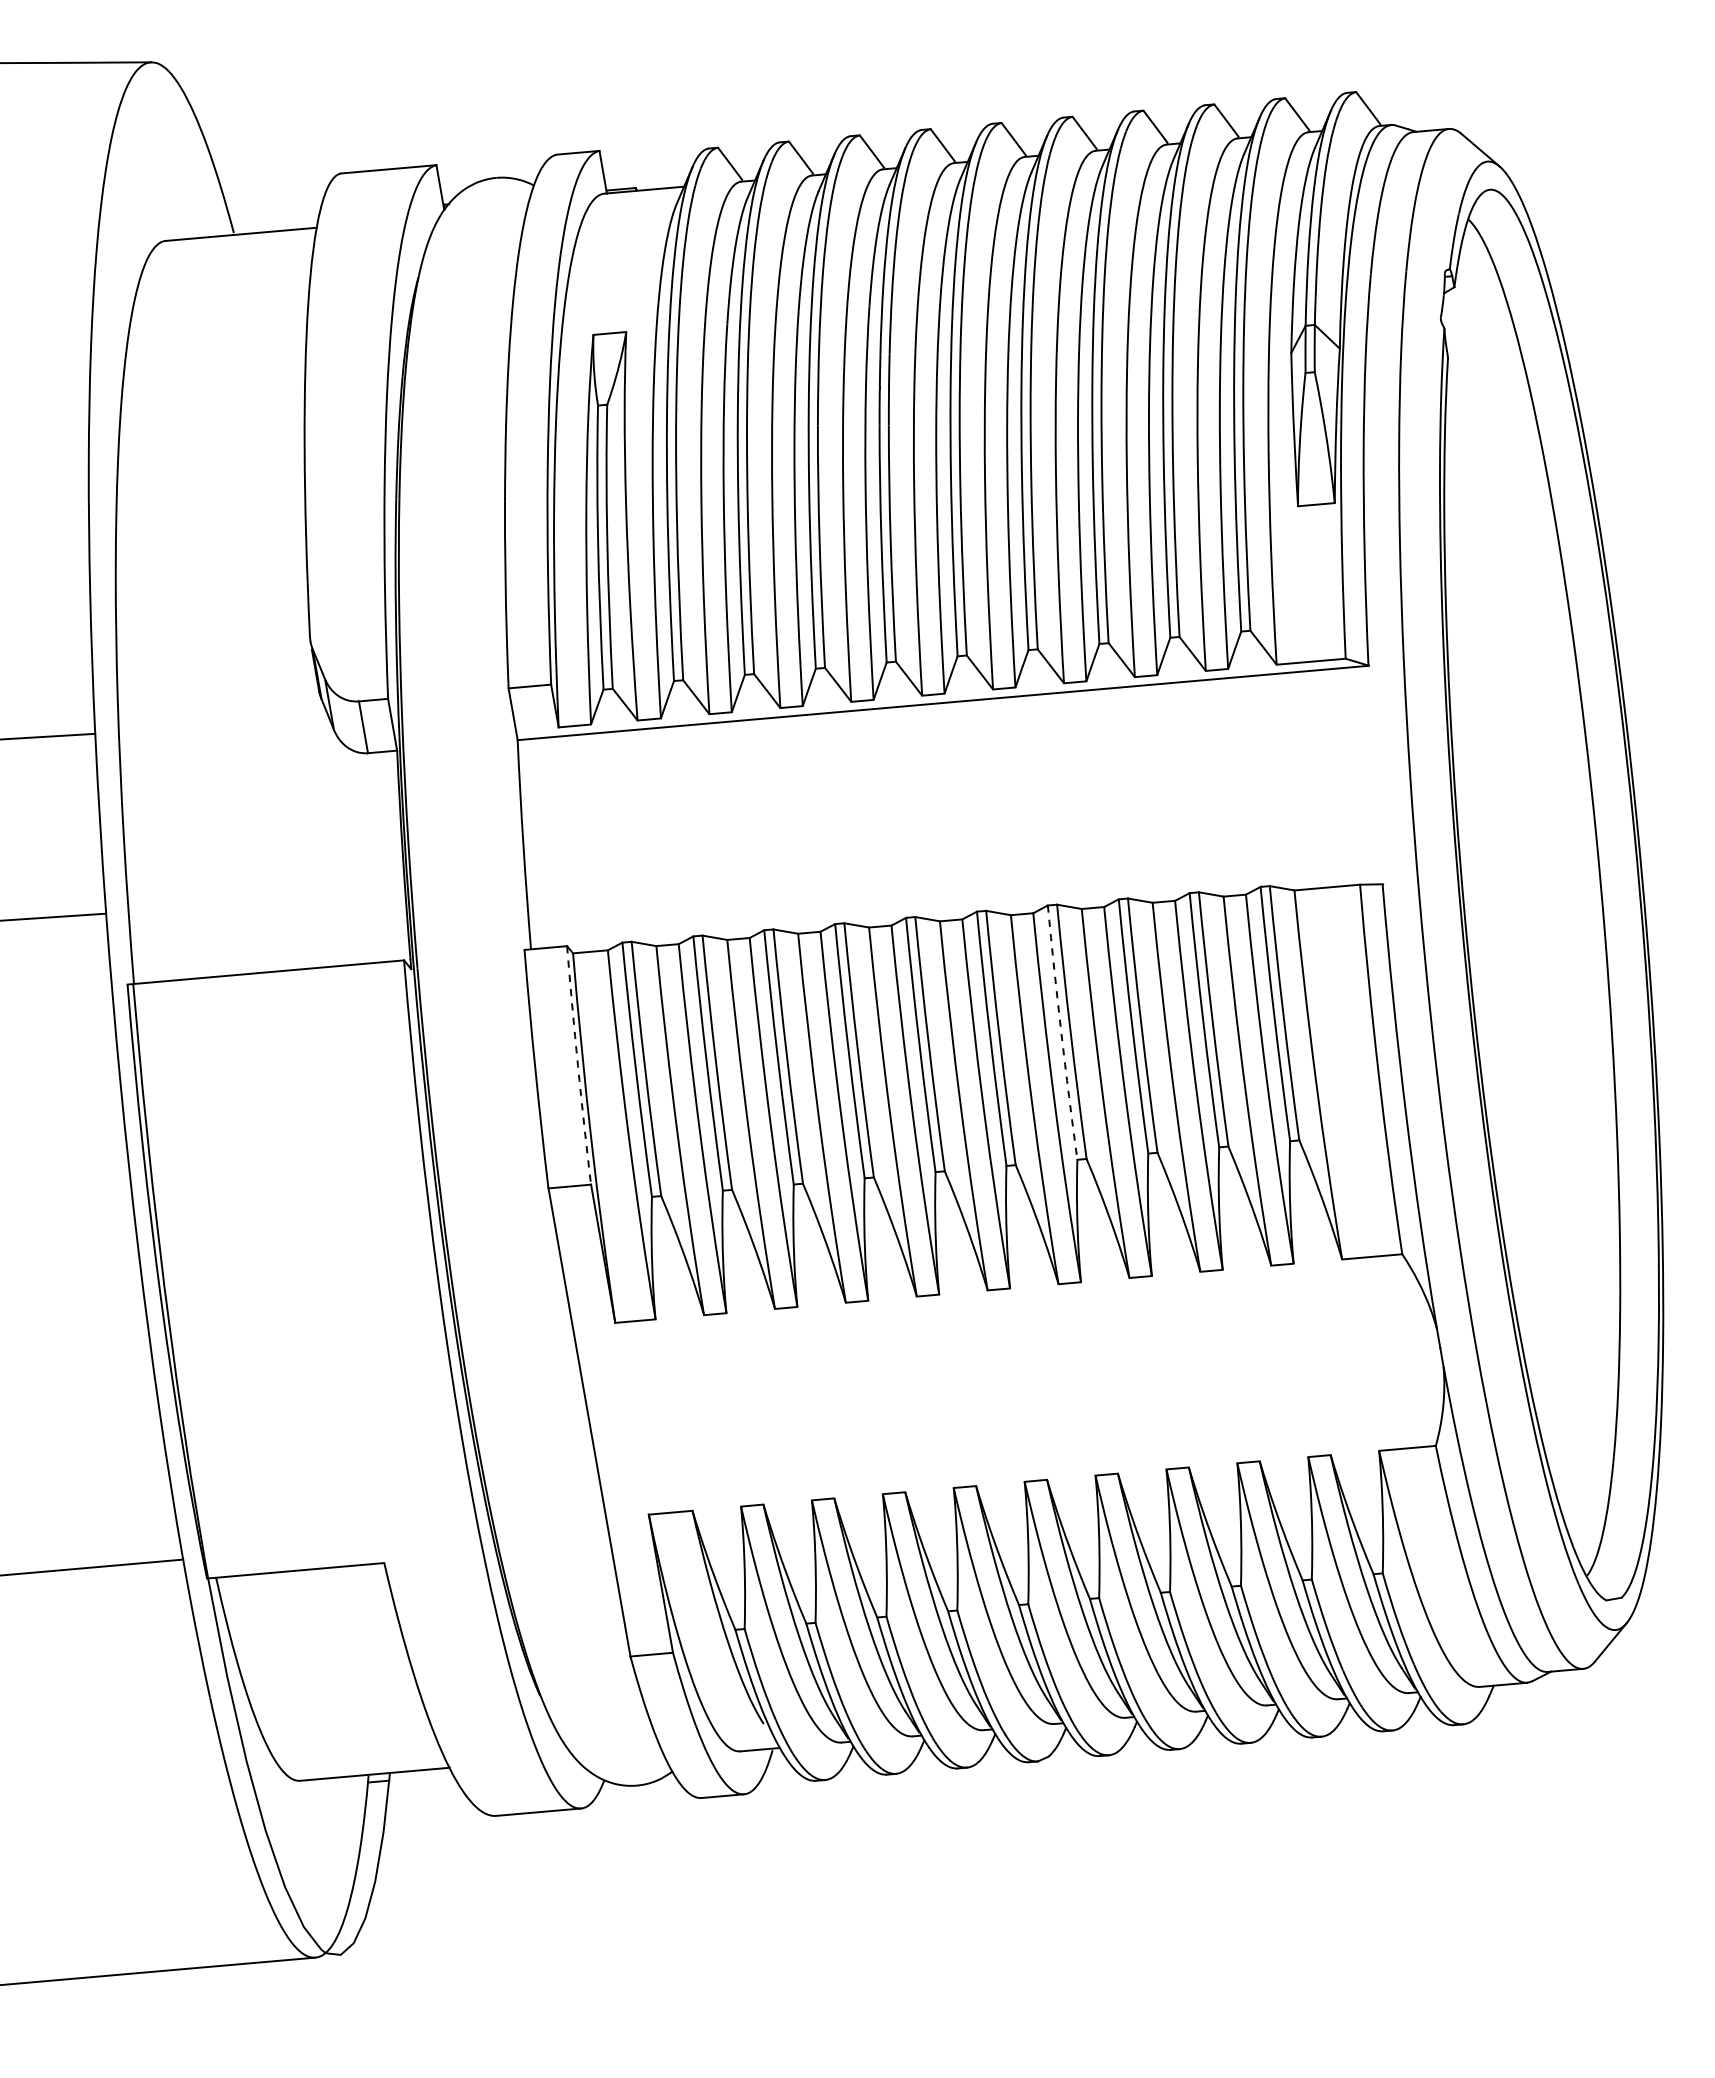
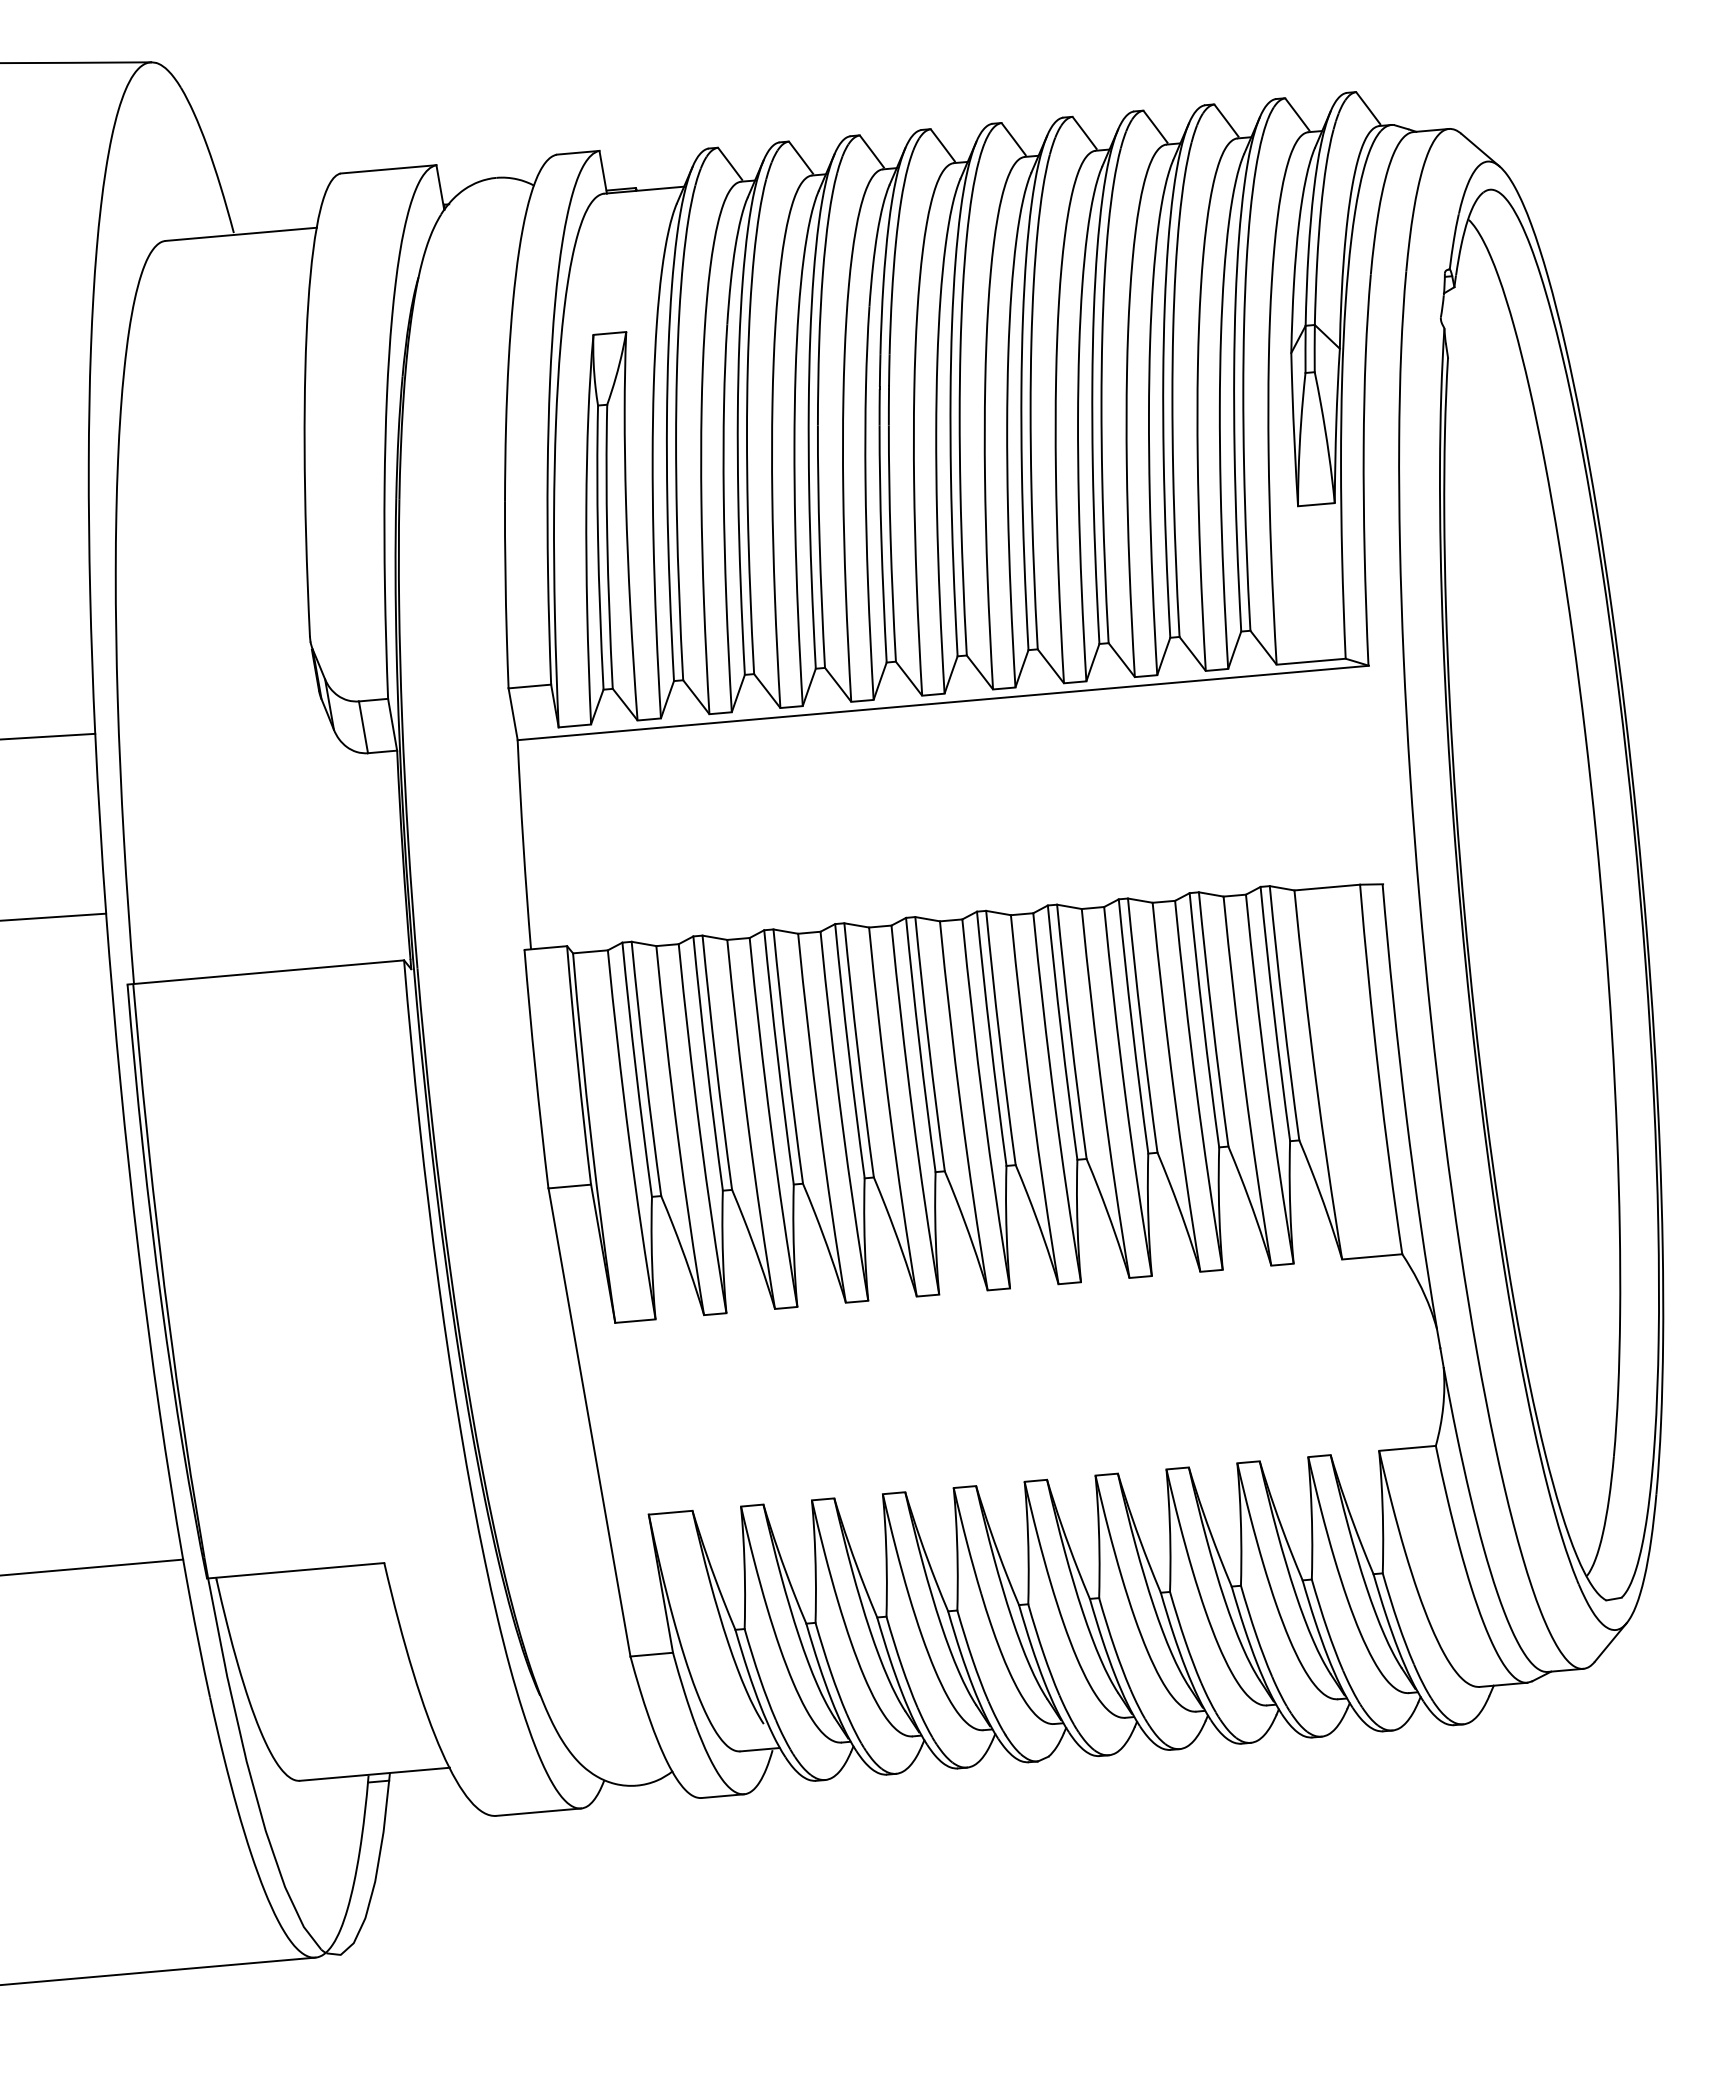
arc: dashed -> solid (1061, 1032)
arc: dashed -> solid (577, 1065)
